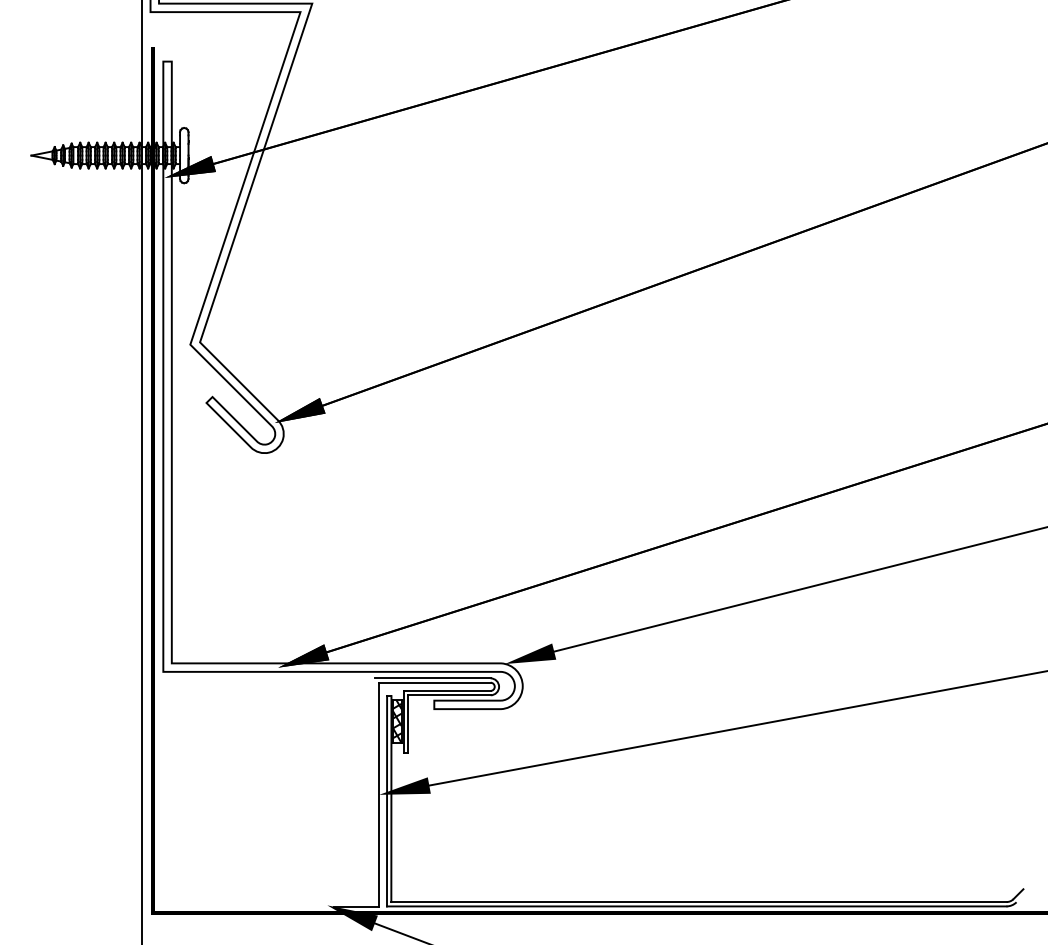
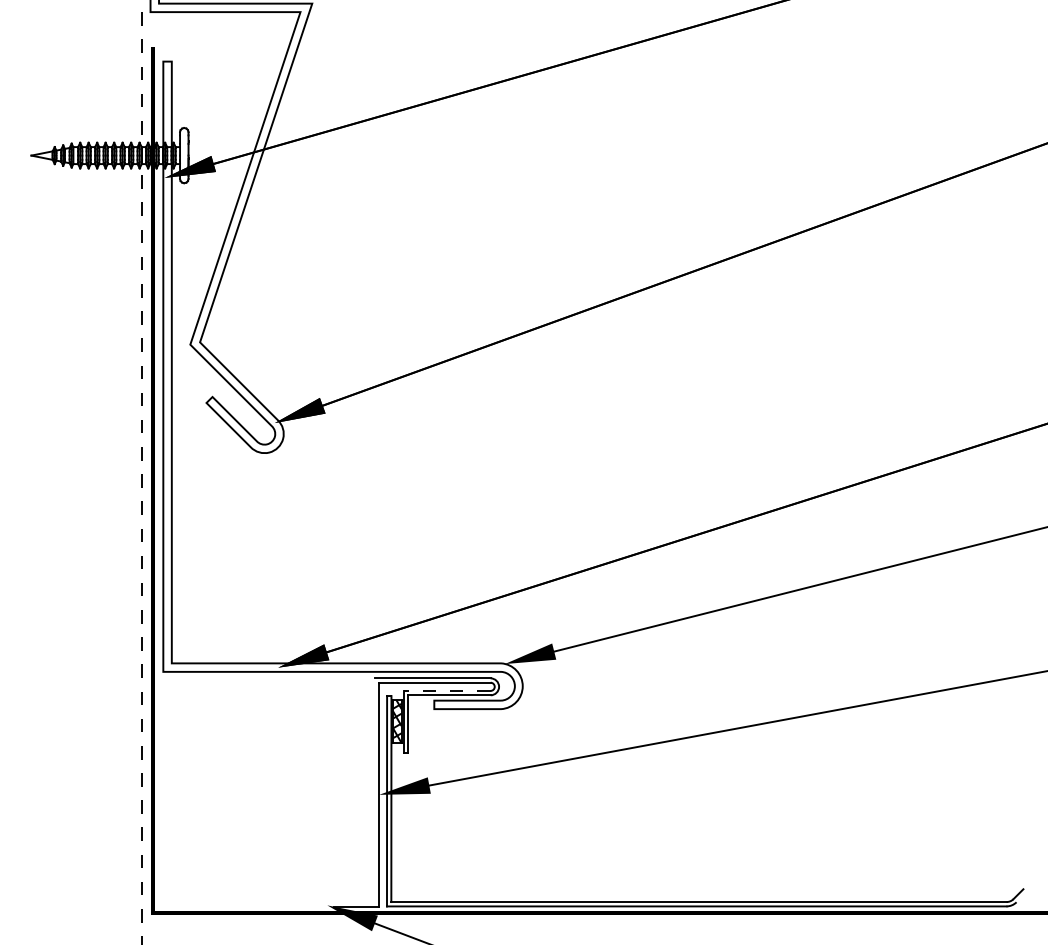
line: solid -> dashed (142, 472)
line: solid -> dashed (446, 690)
